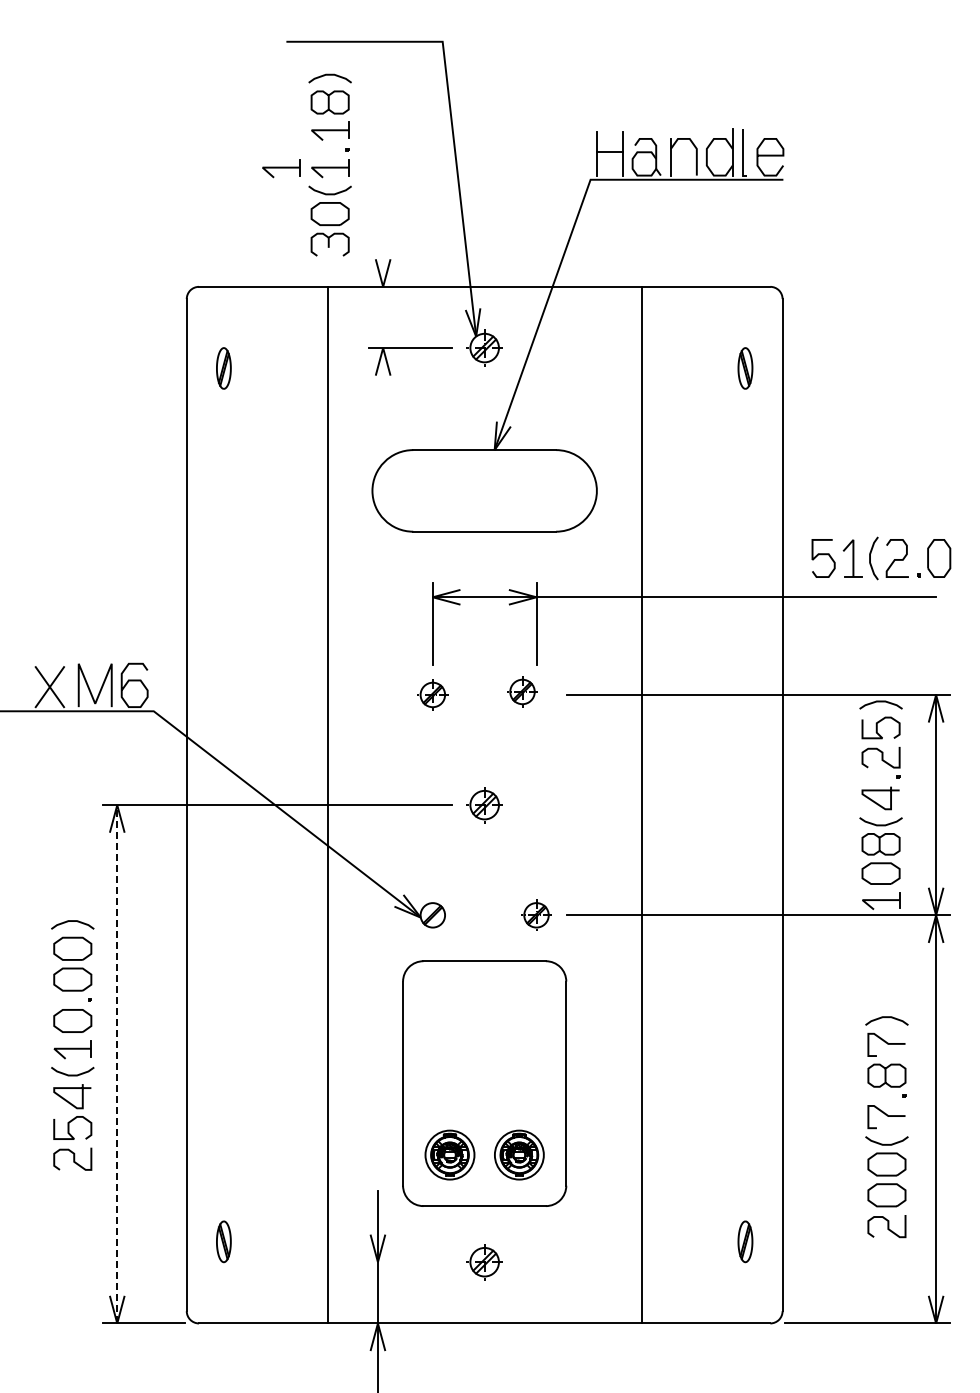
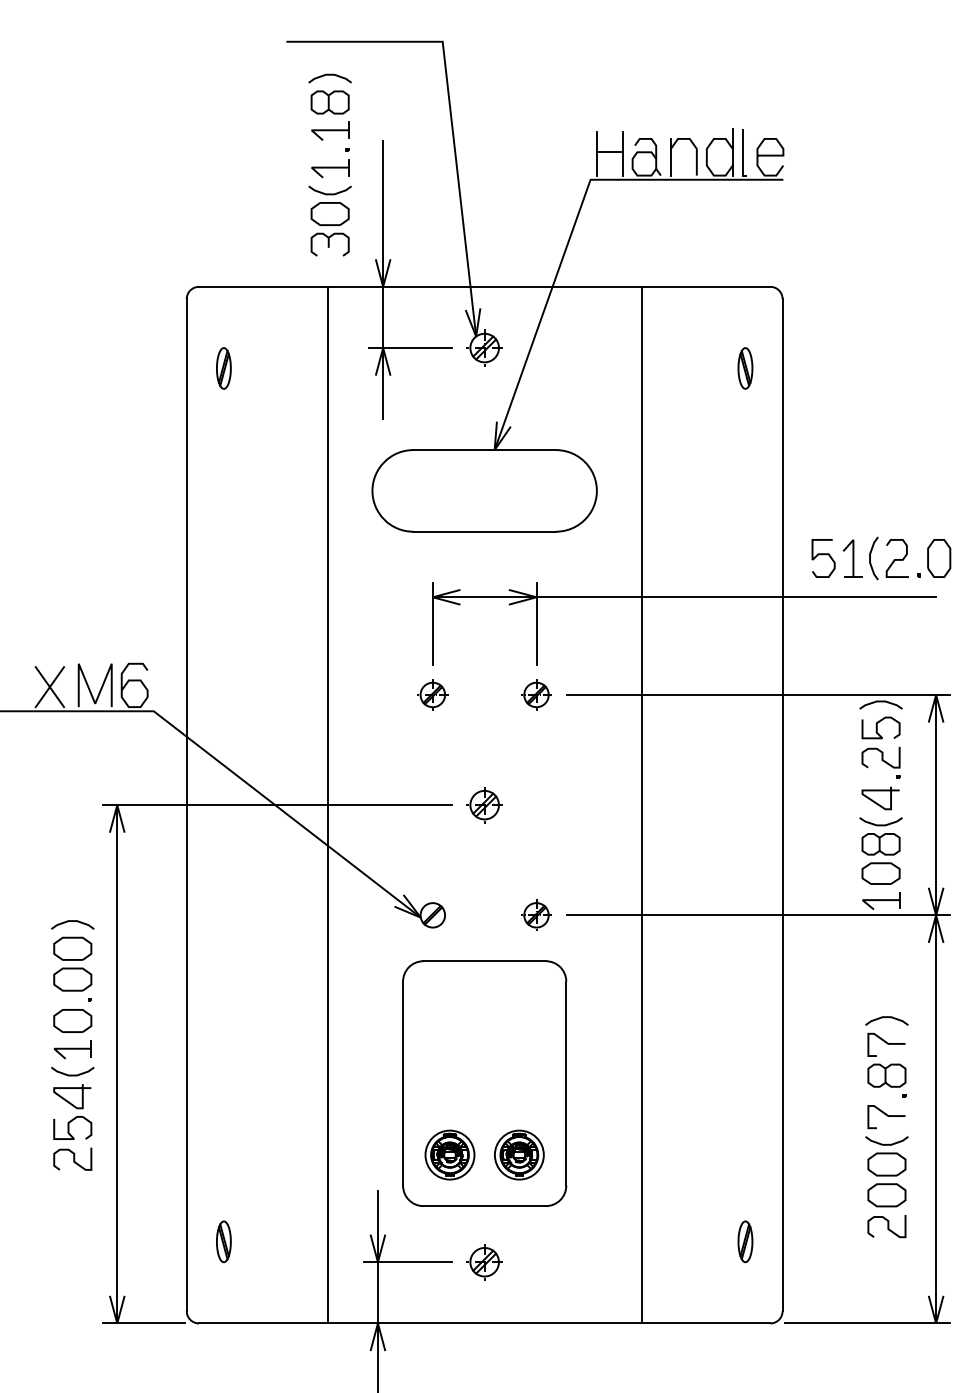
part: present -> none (281, 168)
line: none -> present (383, 280)
part position: (522, 691) -> (536, 694) (536, 694)
line: dashed -> solid (117, 1063)
line: none -> present (407, 1262)
